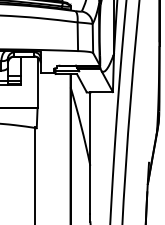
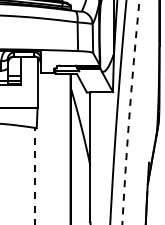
arc: solid -> dashed (129, 111)
line: solid -> dashed (35, 175)
